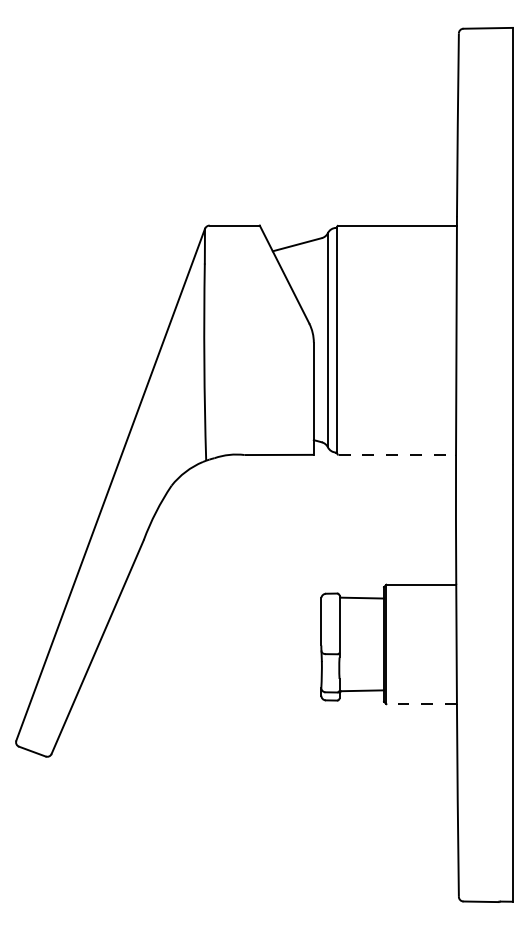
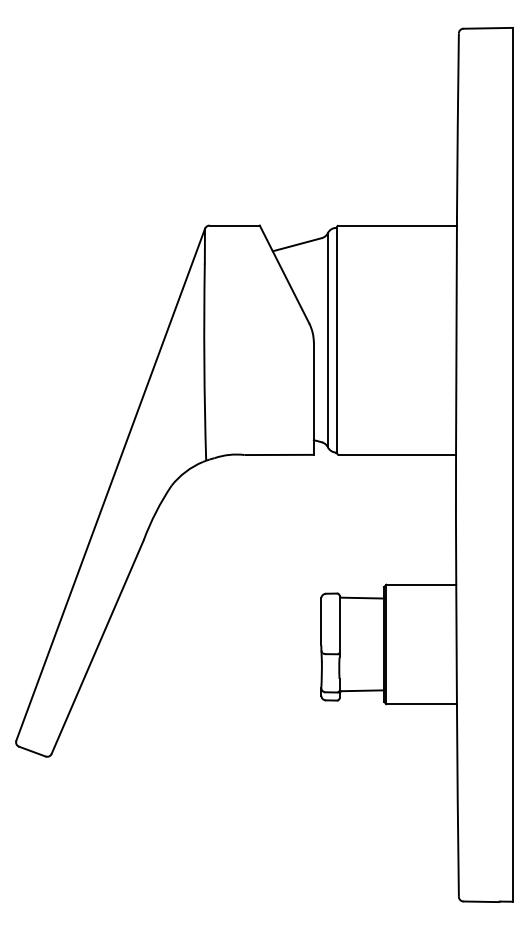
line: dashed -> solid (397, 454)
line: dashed -> solid (421, 704)
